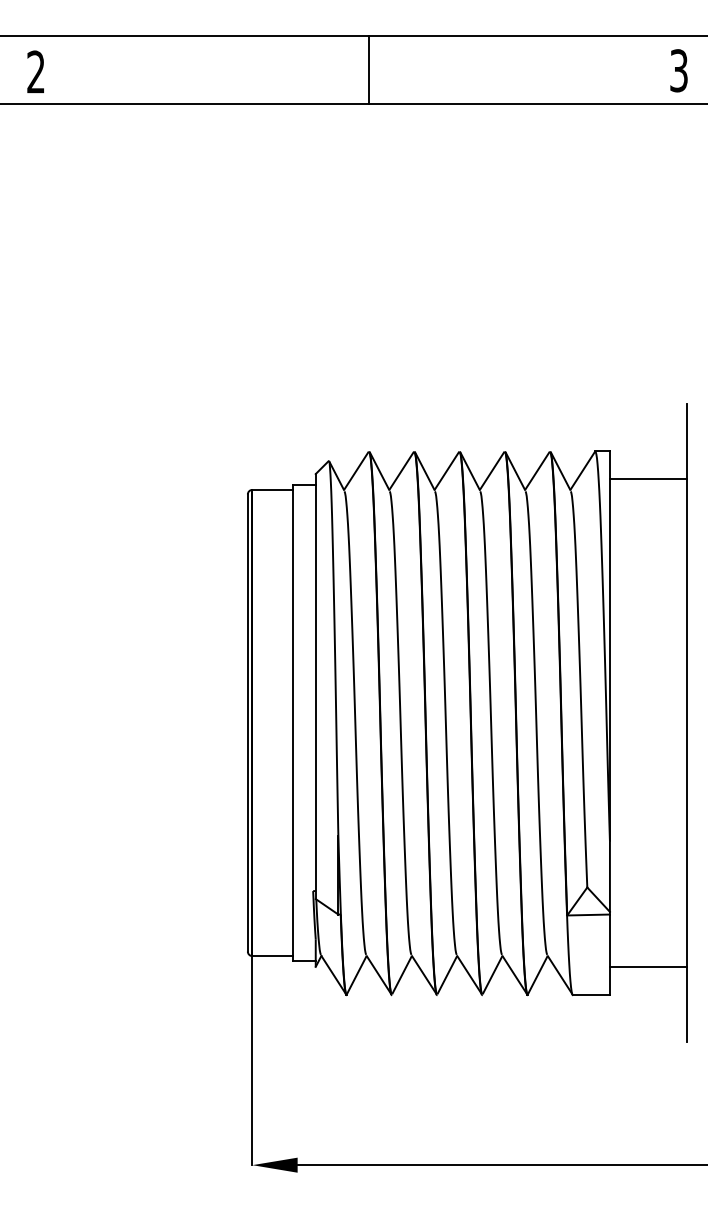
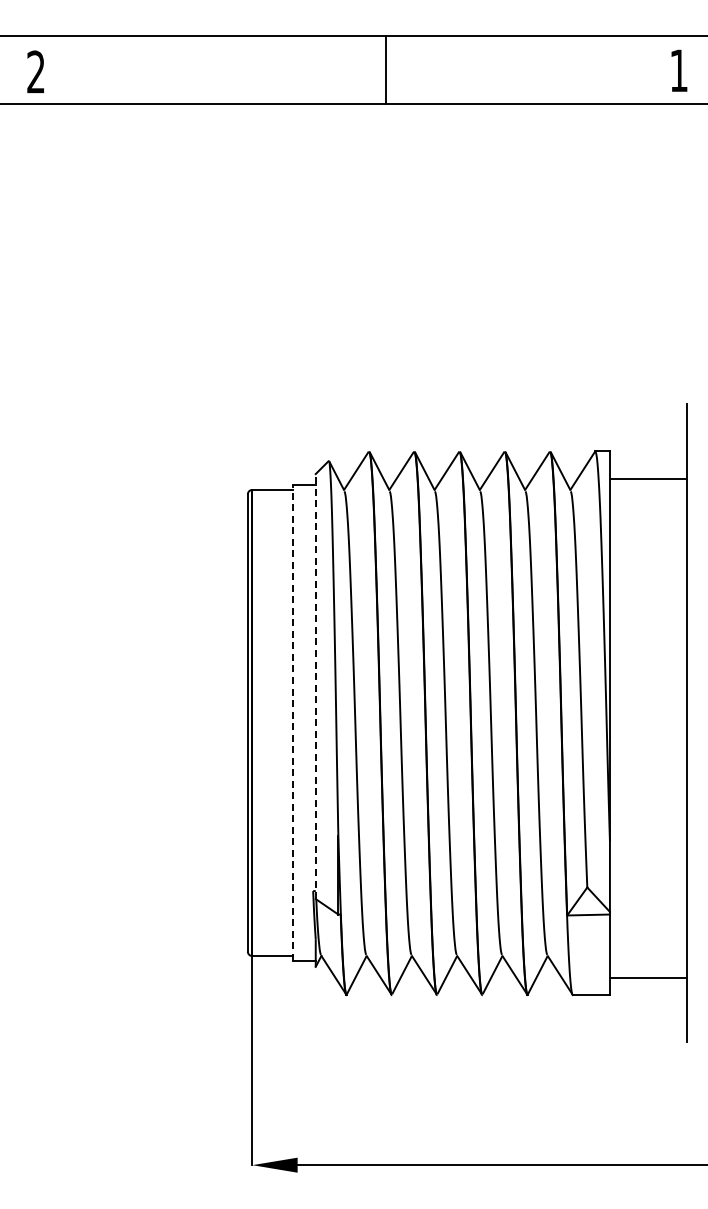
line position: (368, 70) -> (385, 70) (385, 70)
text: 3 -> 1 (678, 70)
line: solid -> dashed (315, 686)
line: solid -> dashed (293, 723)
line position: (647, 967) -> (647, 978) (647, 978)
